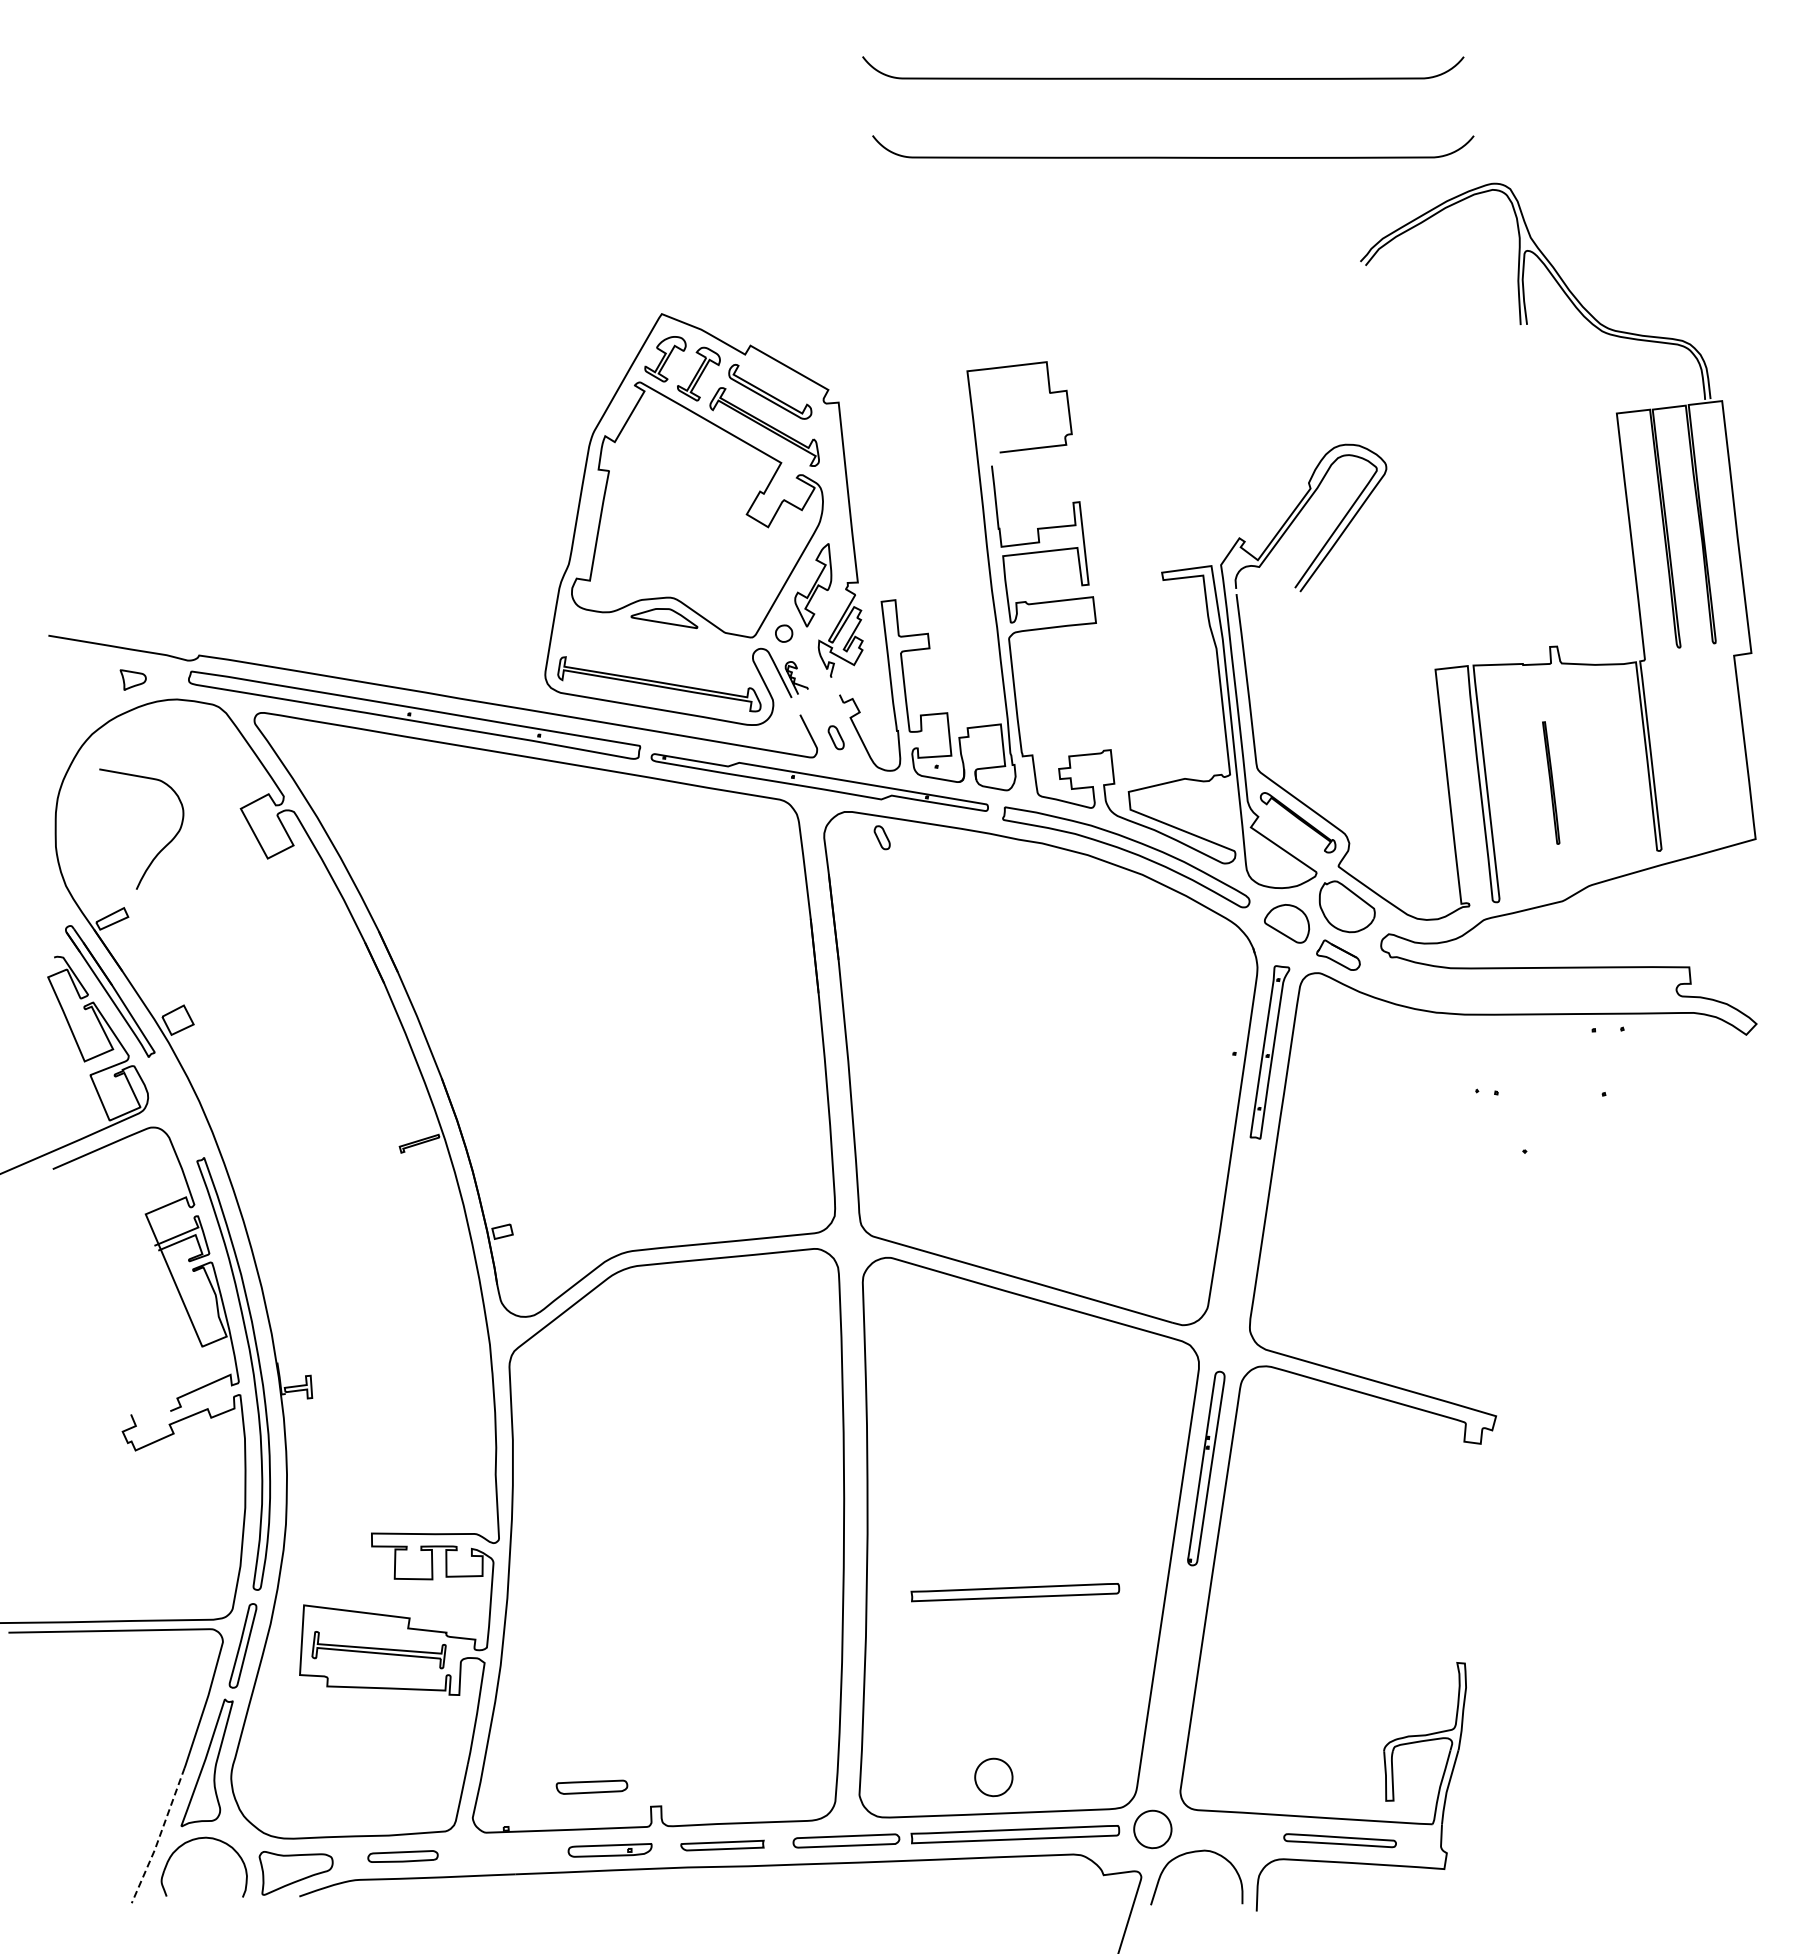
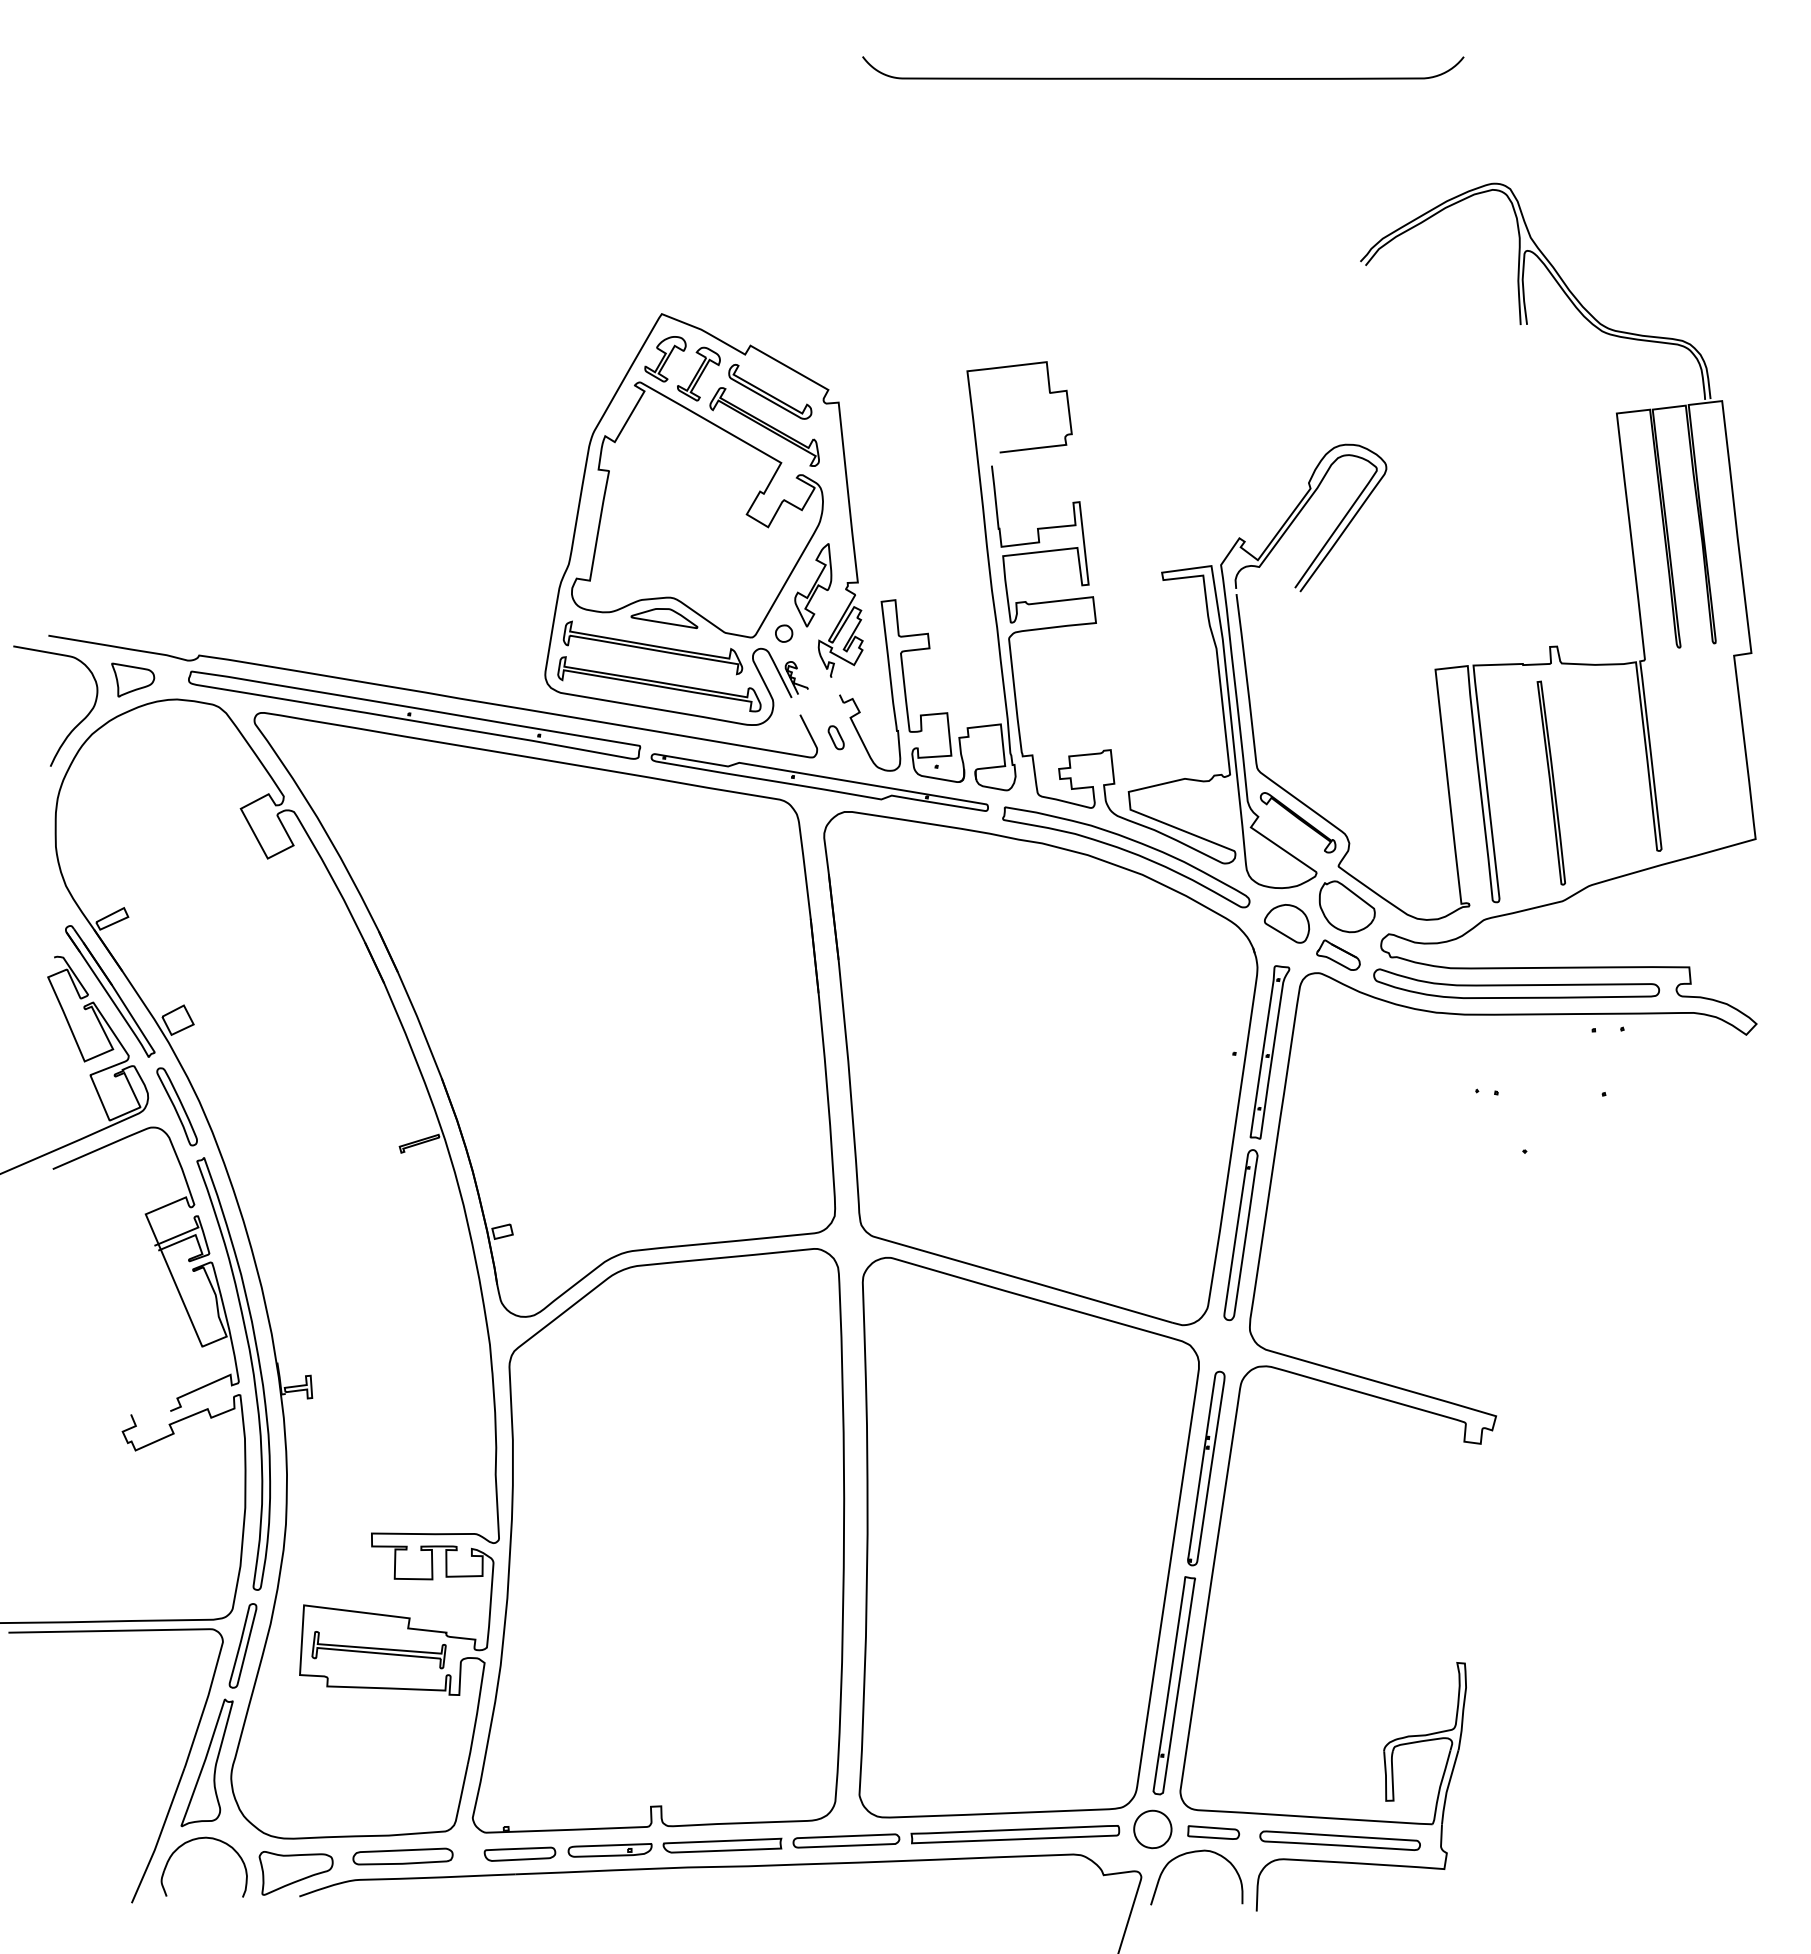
curve: present -> none (1173, 156)
part: none -> present (652, 647)
part size: 28x22 px -> 45x36 px (133, 679)
part size: 19x124 px -> 30x206 px (1550, 782)
part: present -> none (881, 837)
curve position: (162, 848) -> (76, 725) (76, 725)
part: none -> present (1516, 983)
part: none -> present (176, 1106)
part: none -> present (1240, 1235)
part: present -> none (1015, 1592)
part: none -> present (1173, 1685)
part: present -> none (993, 1777)
part position: (591, 1786) -> (519, 1853) (519, 1853)
part: none -> present (1213, 1832)
line: dashed -> solid (159, 1837)
part size: 114x16 px -> 162x21 px (1339, 1840)
part size: 85x13 px -> 121x17 px (722, 1845)
part size: 72x13 px -> 102x19 px (402, 1856)
